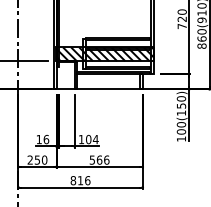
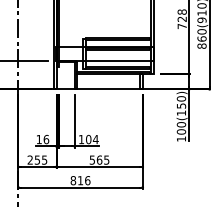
text: 720 -> 728 (181, 11)
hatch: present -> none (104, 54)
text: 250 -> 255 (44, 159)
text: 566 -> 565 (106, 159)
